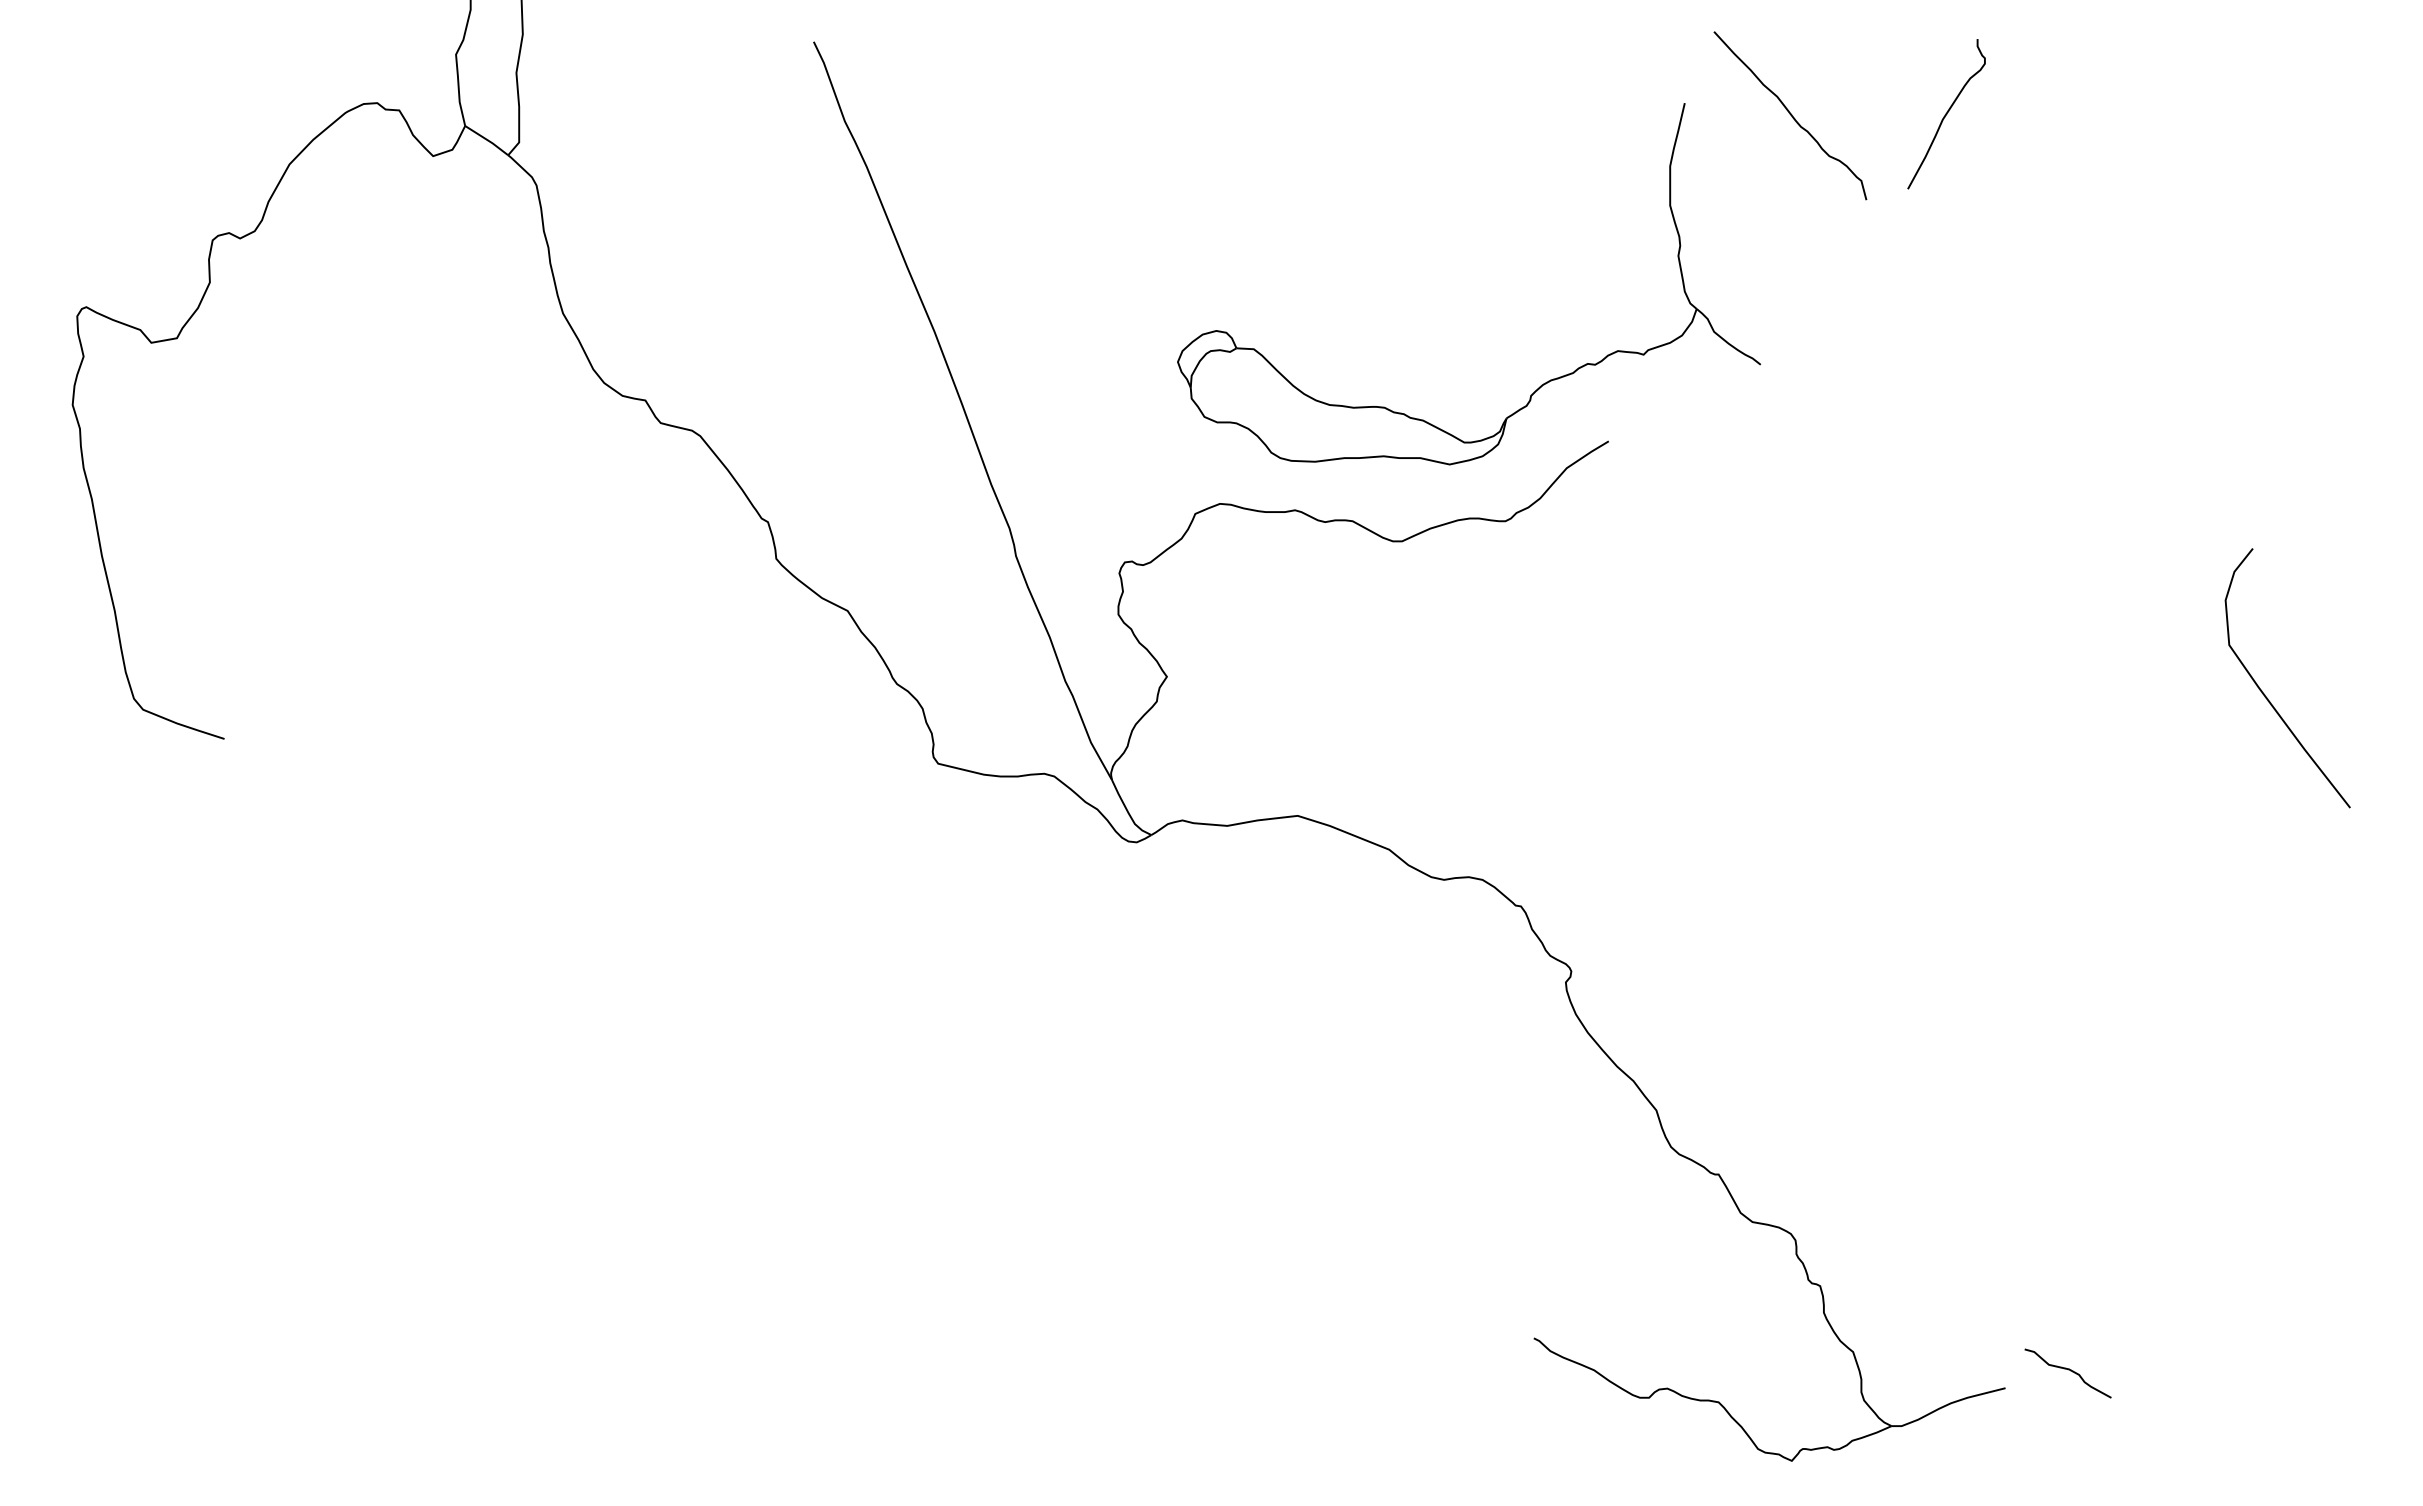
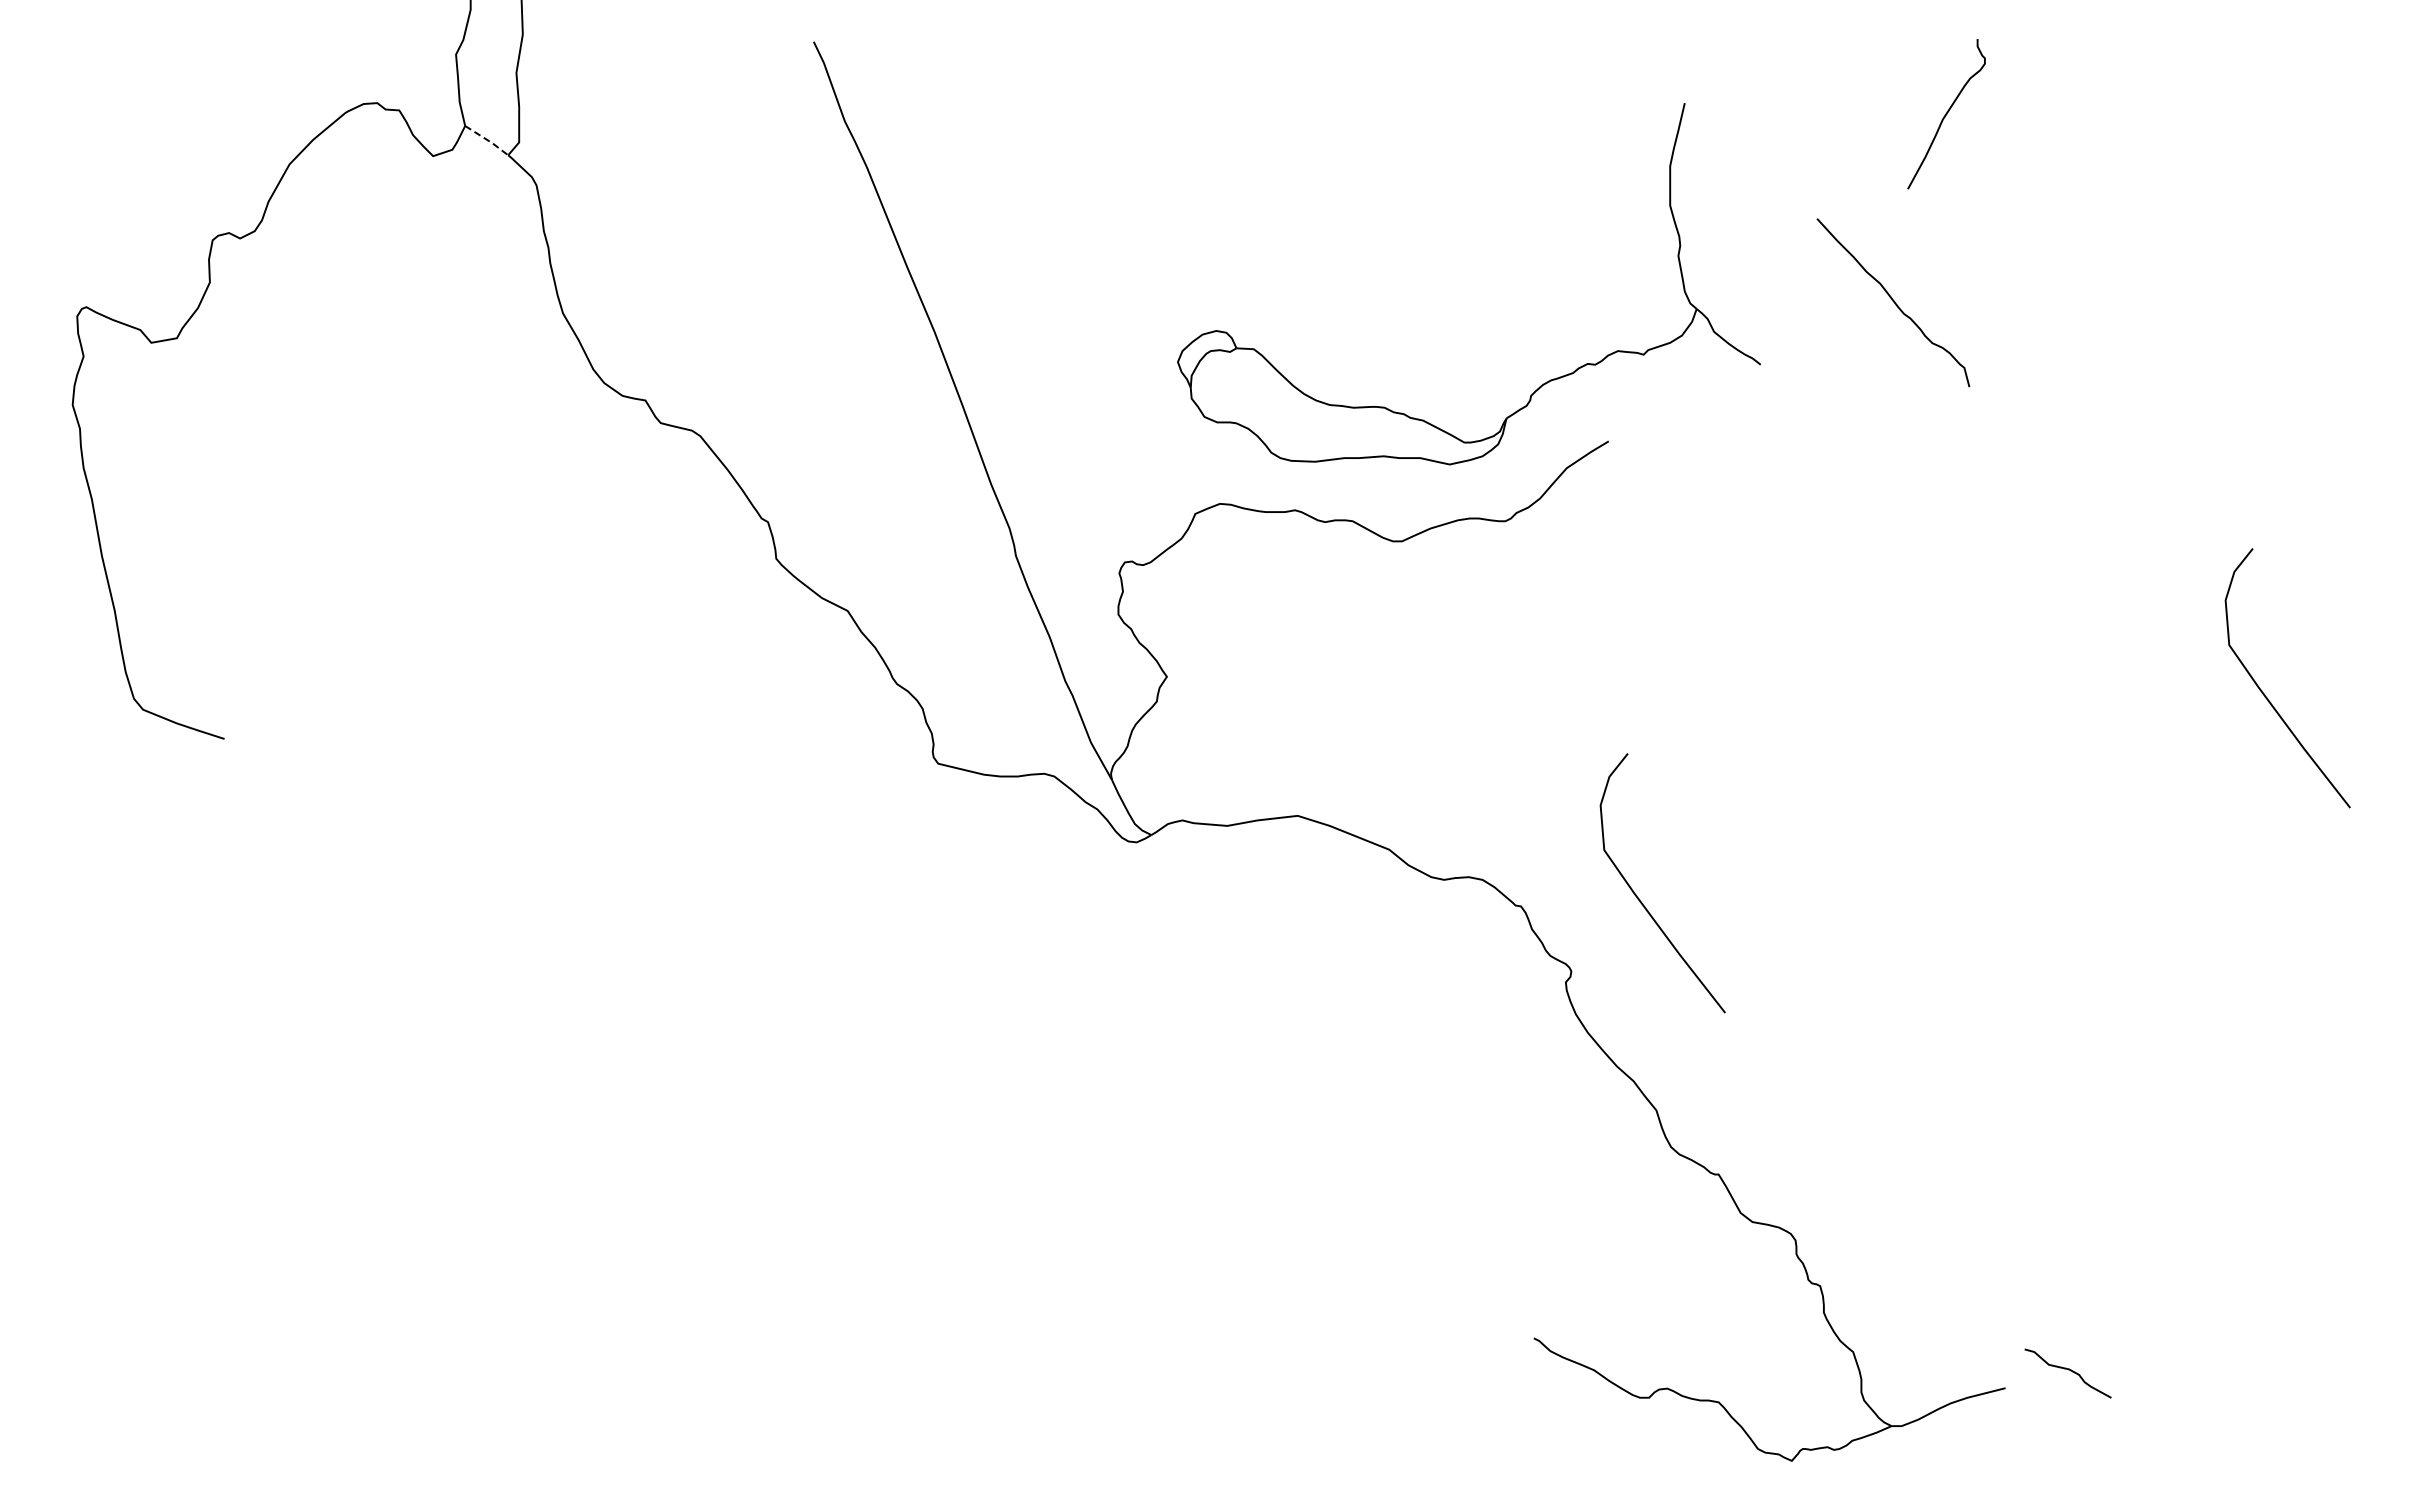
curve position: (1790, 115) -> (1893, 302) (1893, 302)
line: solid -> dashed (487, 140)
curve: none -> present (1640, 899)
